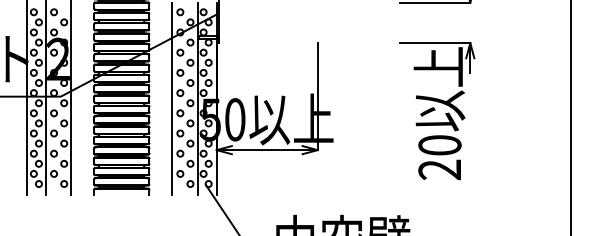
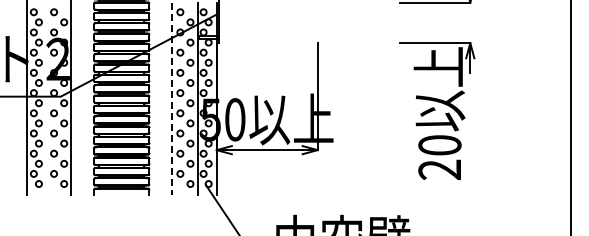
line: present -> none (45, 98)
line: solid -> dashed (172, 98)
